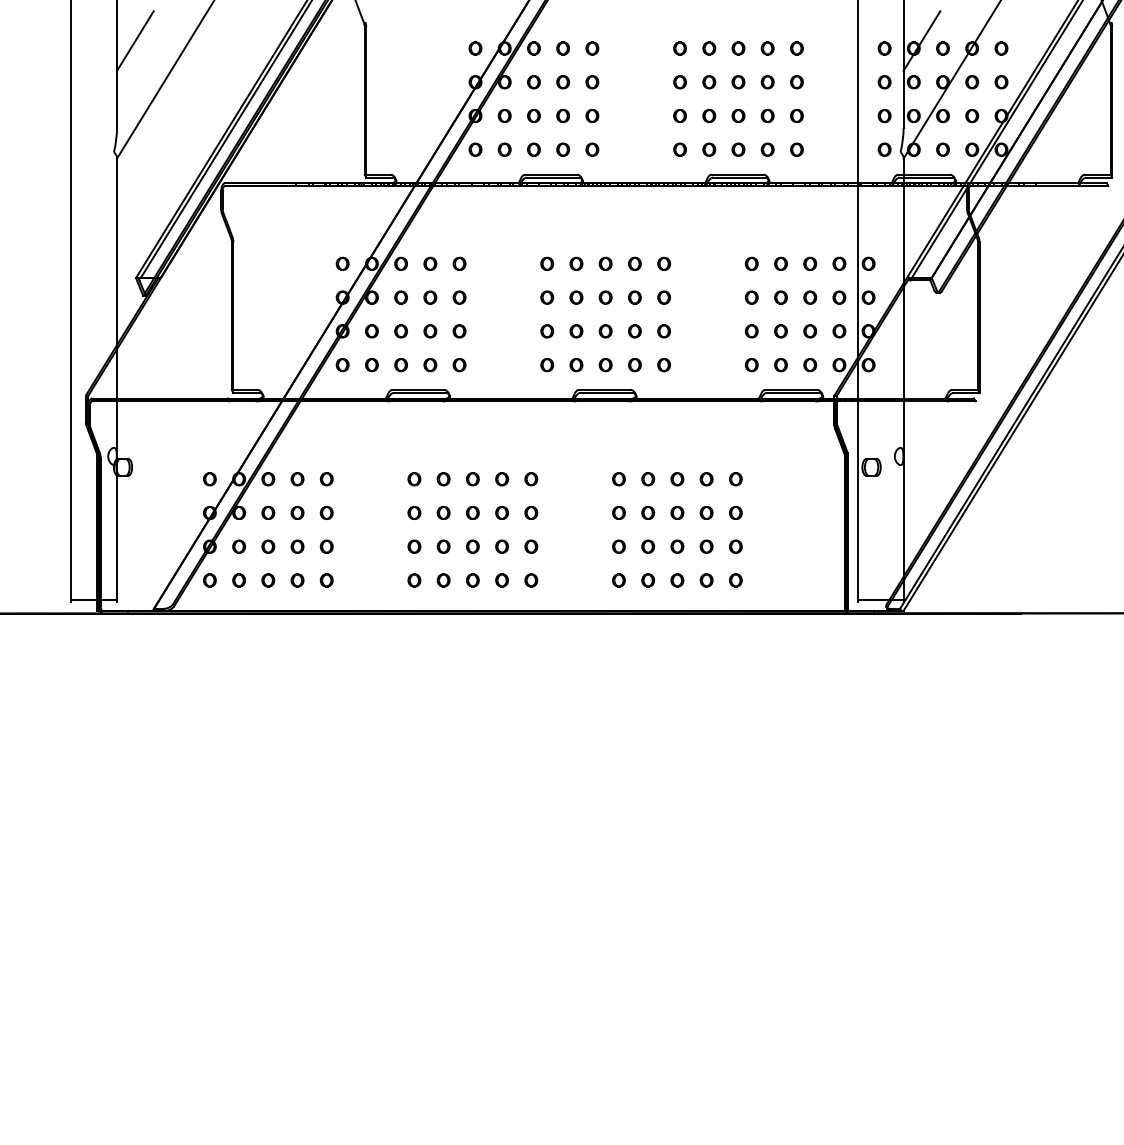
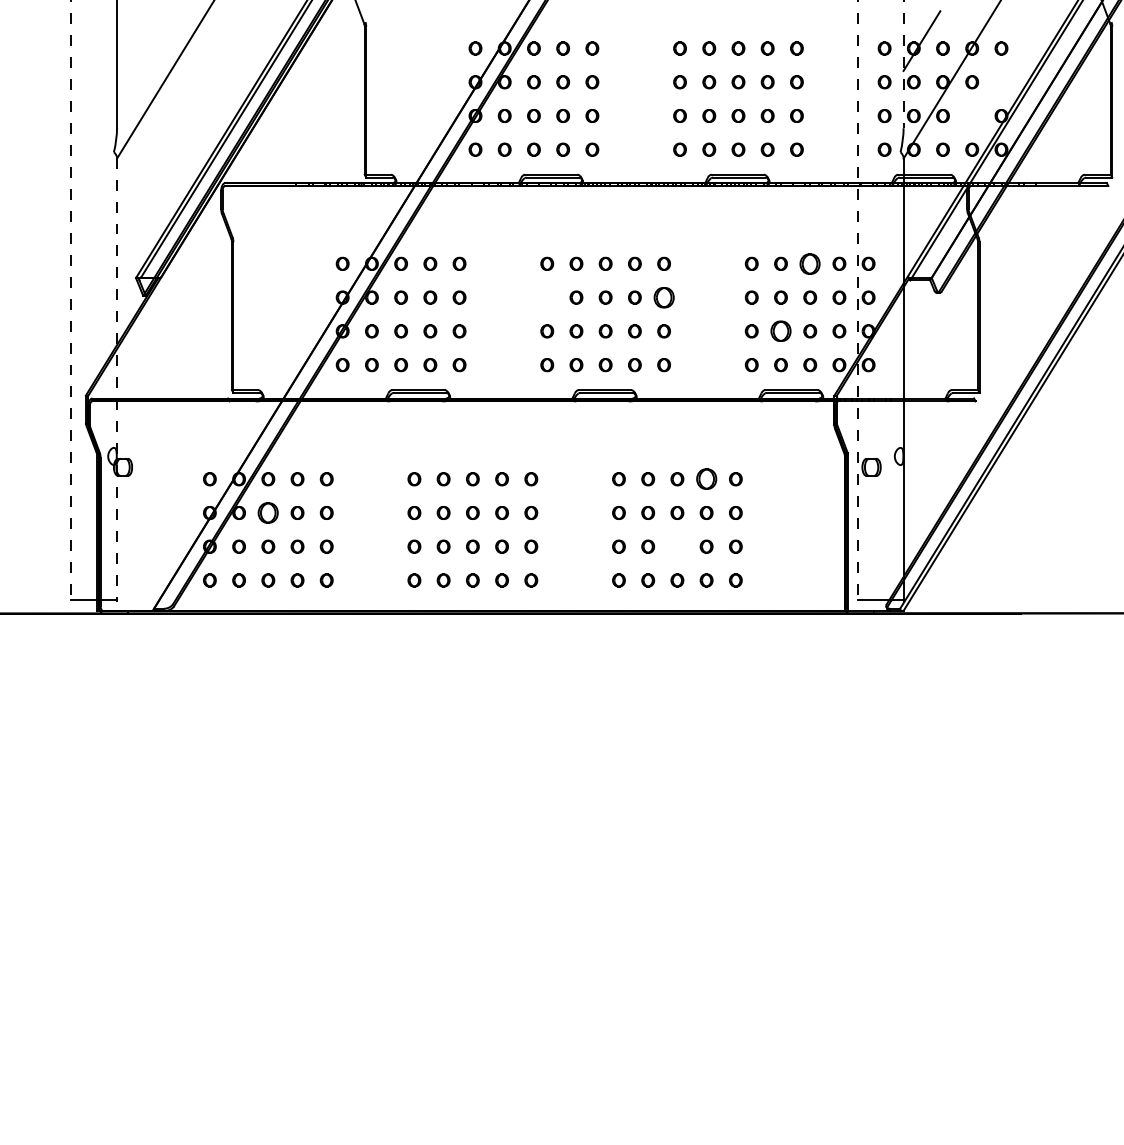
line: present -> none (135, 41)
line: solid -> dashed (903, 64)
part: present -> none (1001, 82)
part: present -> none (972, 116)
part size: 15x15 px -> 22x22 px (809, 263)
part: present -> none (547, 297)
part size: 14x15 px -> 22x22 px (663, 297)
line: solid -> dashed (71, 301)
line: solid -> dashed (857, 301)
part size: 14x15 px -> 22x22 px (780, 330)
line: solid -> dashed (117, 380)
part size: 15x15 px -> 22x22 px (706, 478)
part size: 15x14 px -> 22x22 px (267, 512)
part: present -> none (677, 546)
